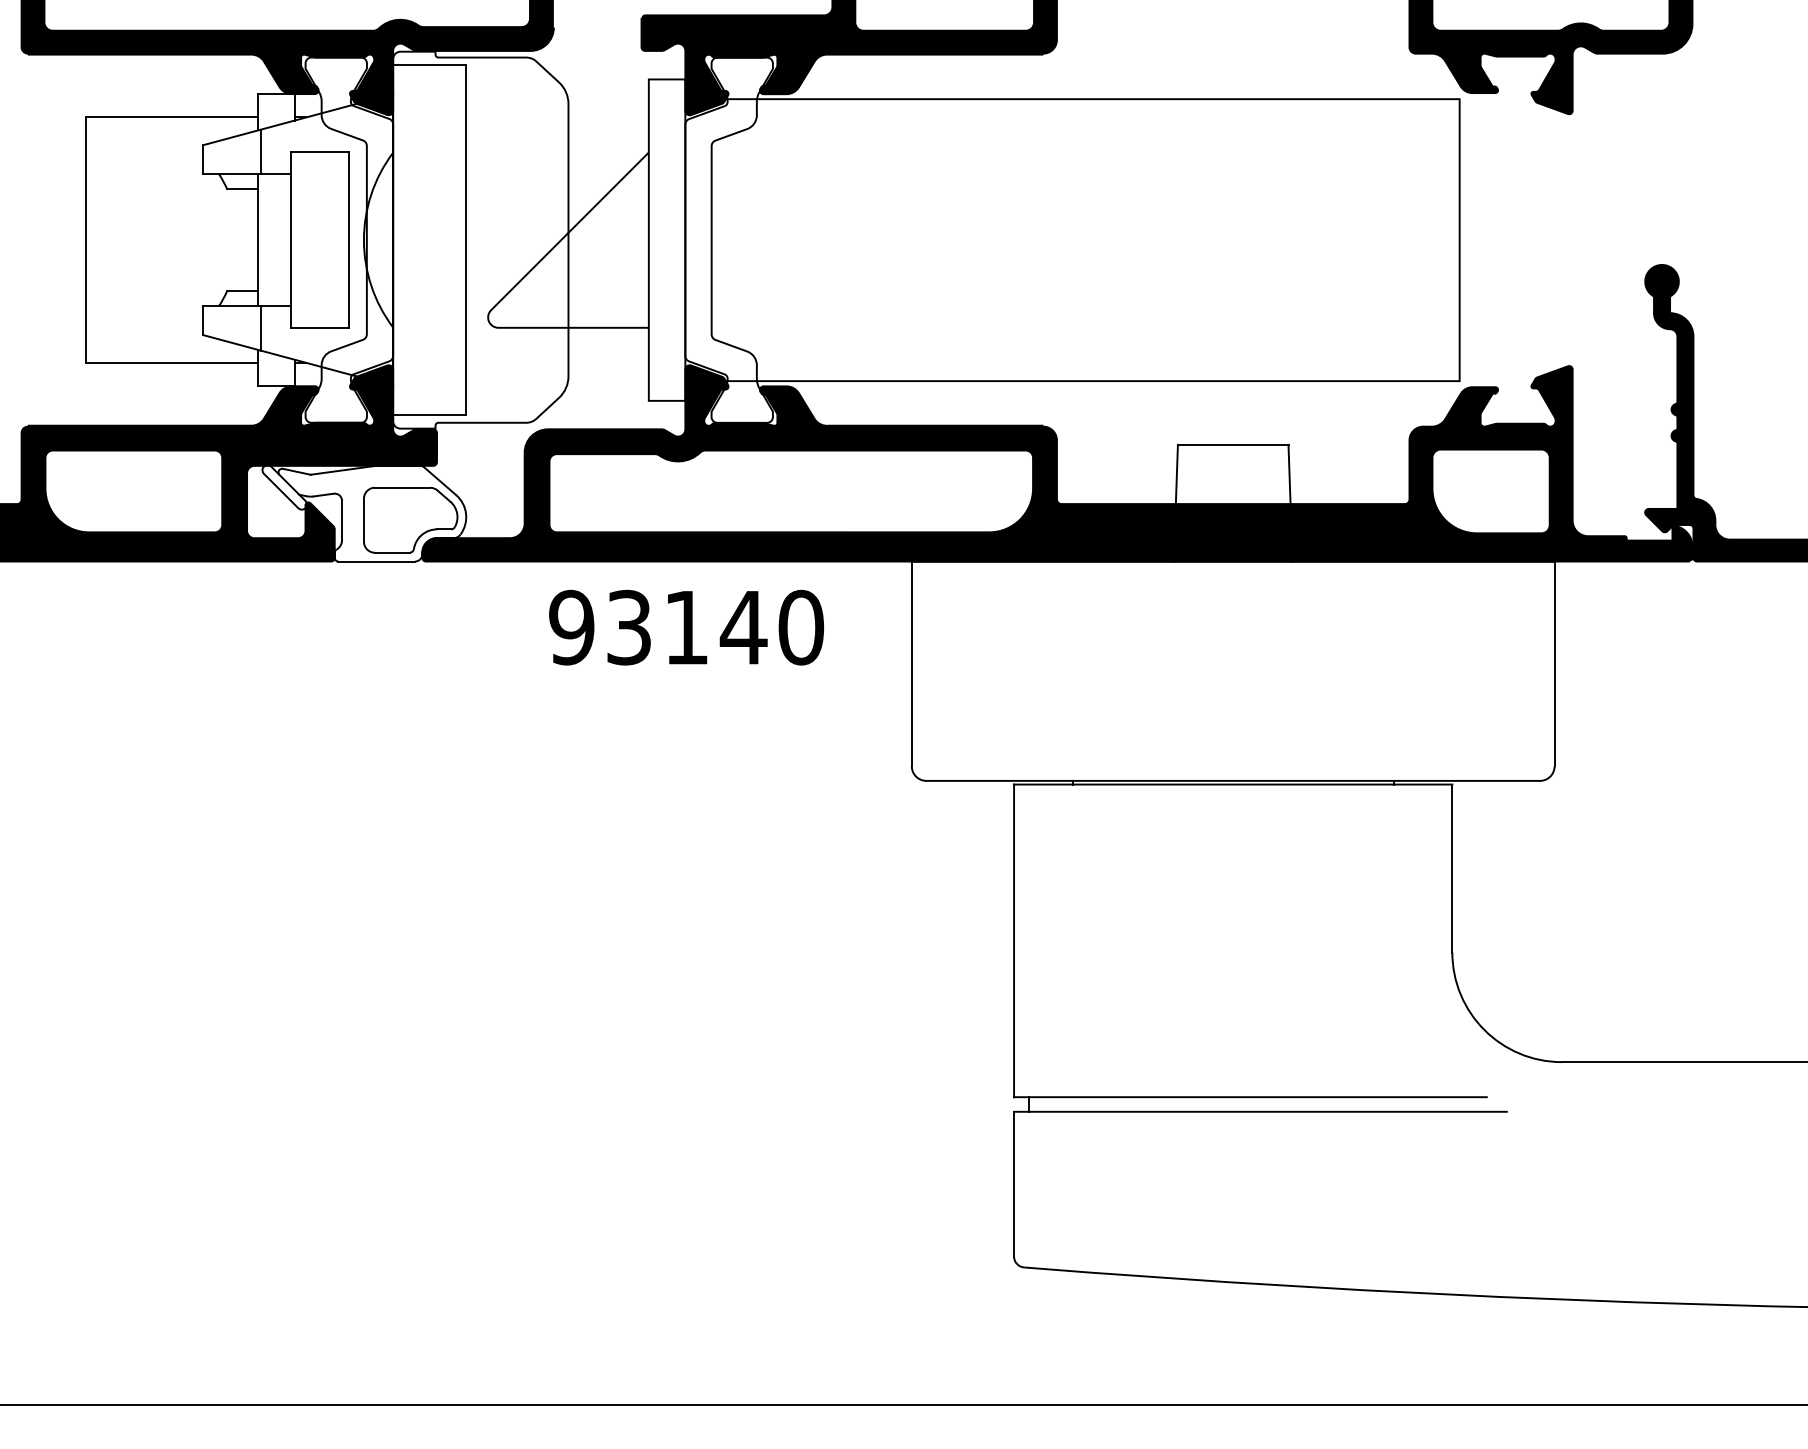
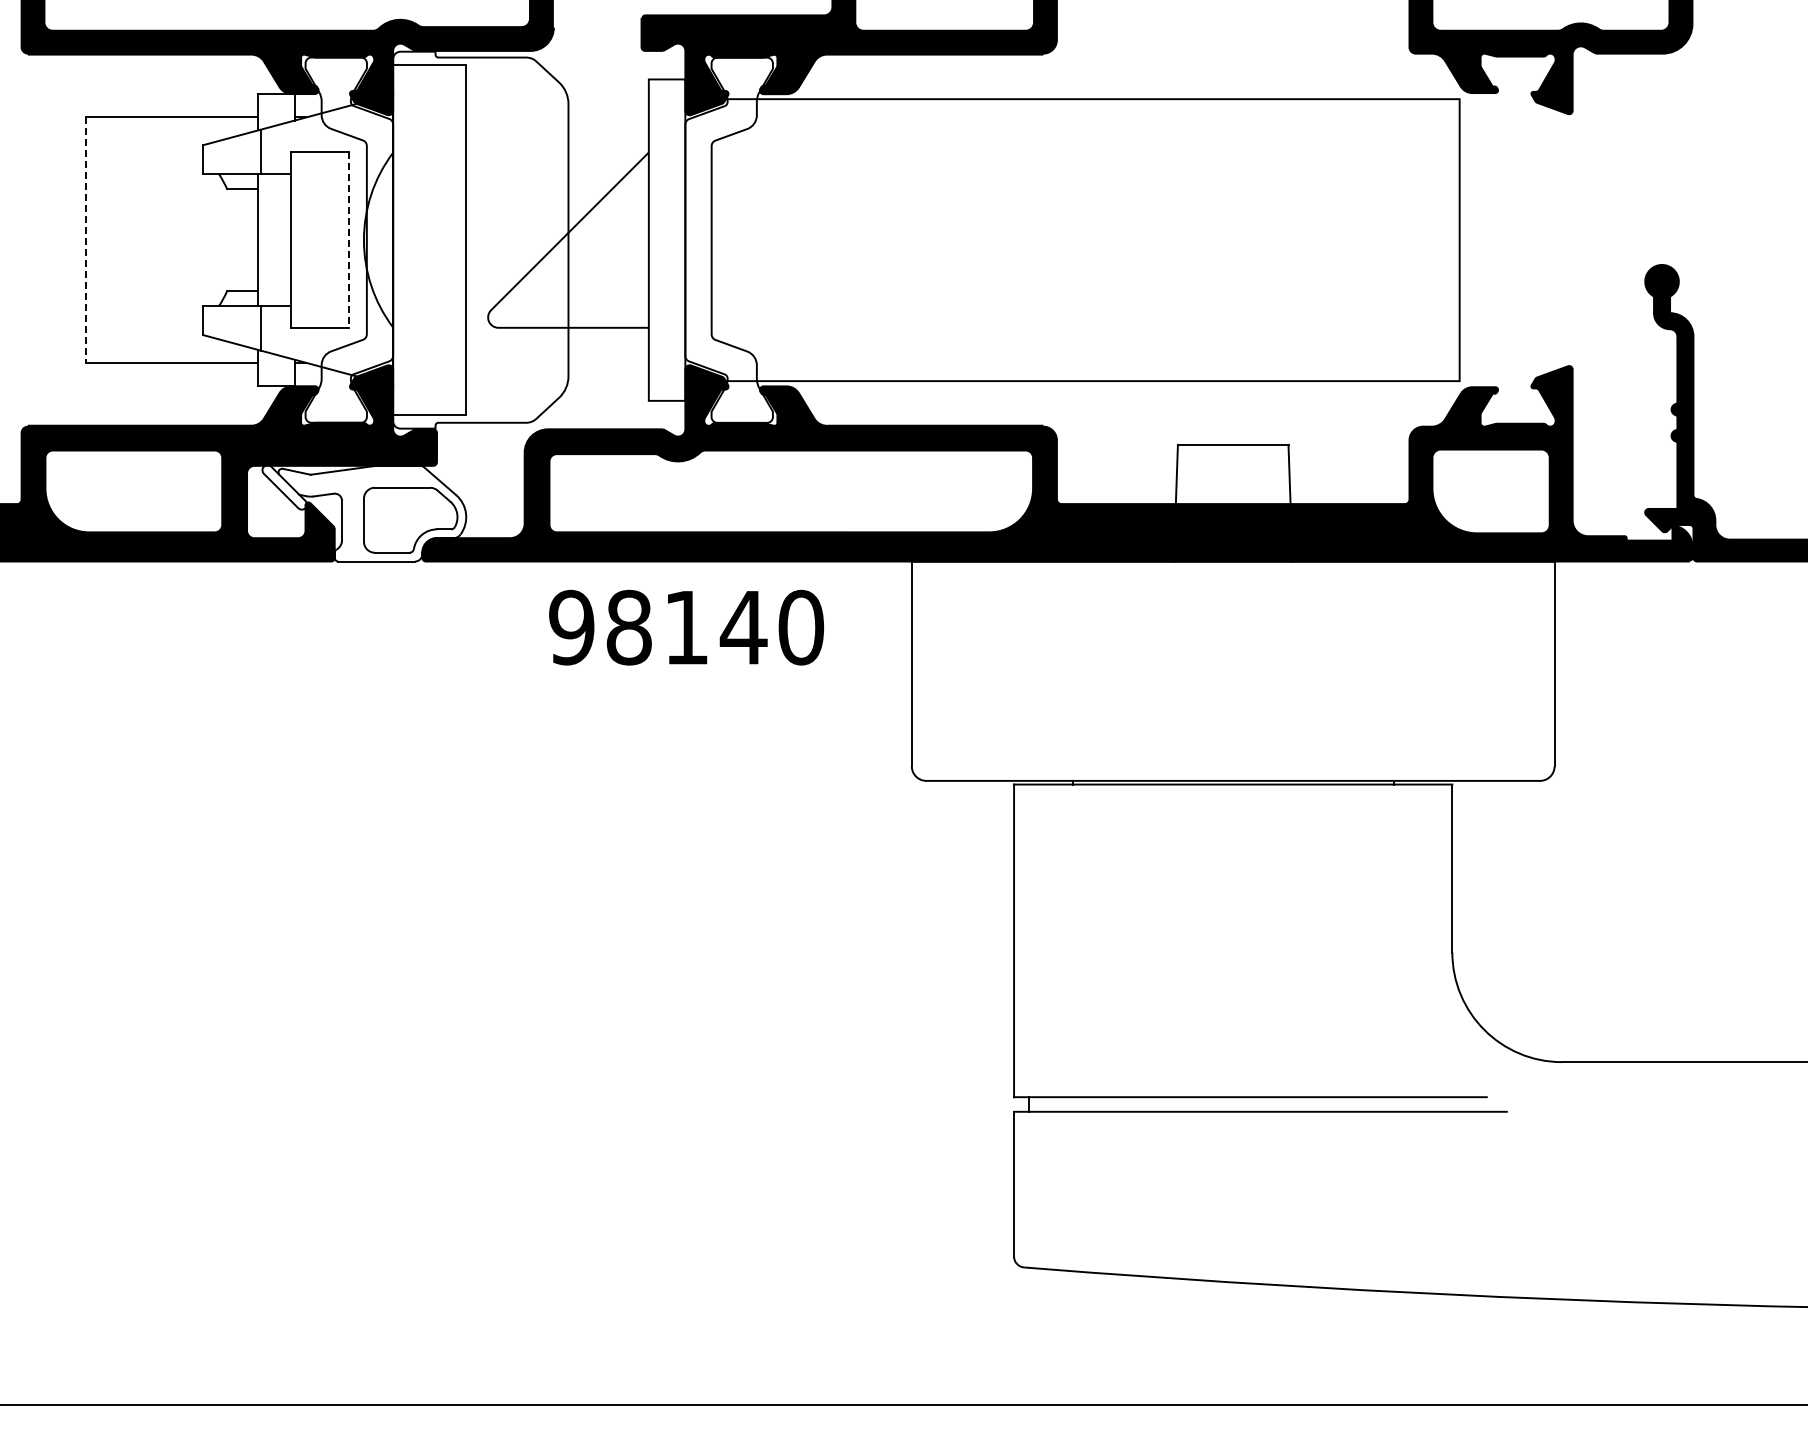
line: solid -> dashed (86, 240)
line: solid -> dashed (349, 240)
text: 93140 -> 98140 (628, 627)
